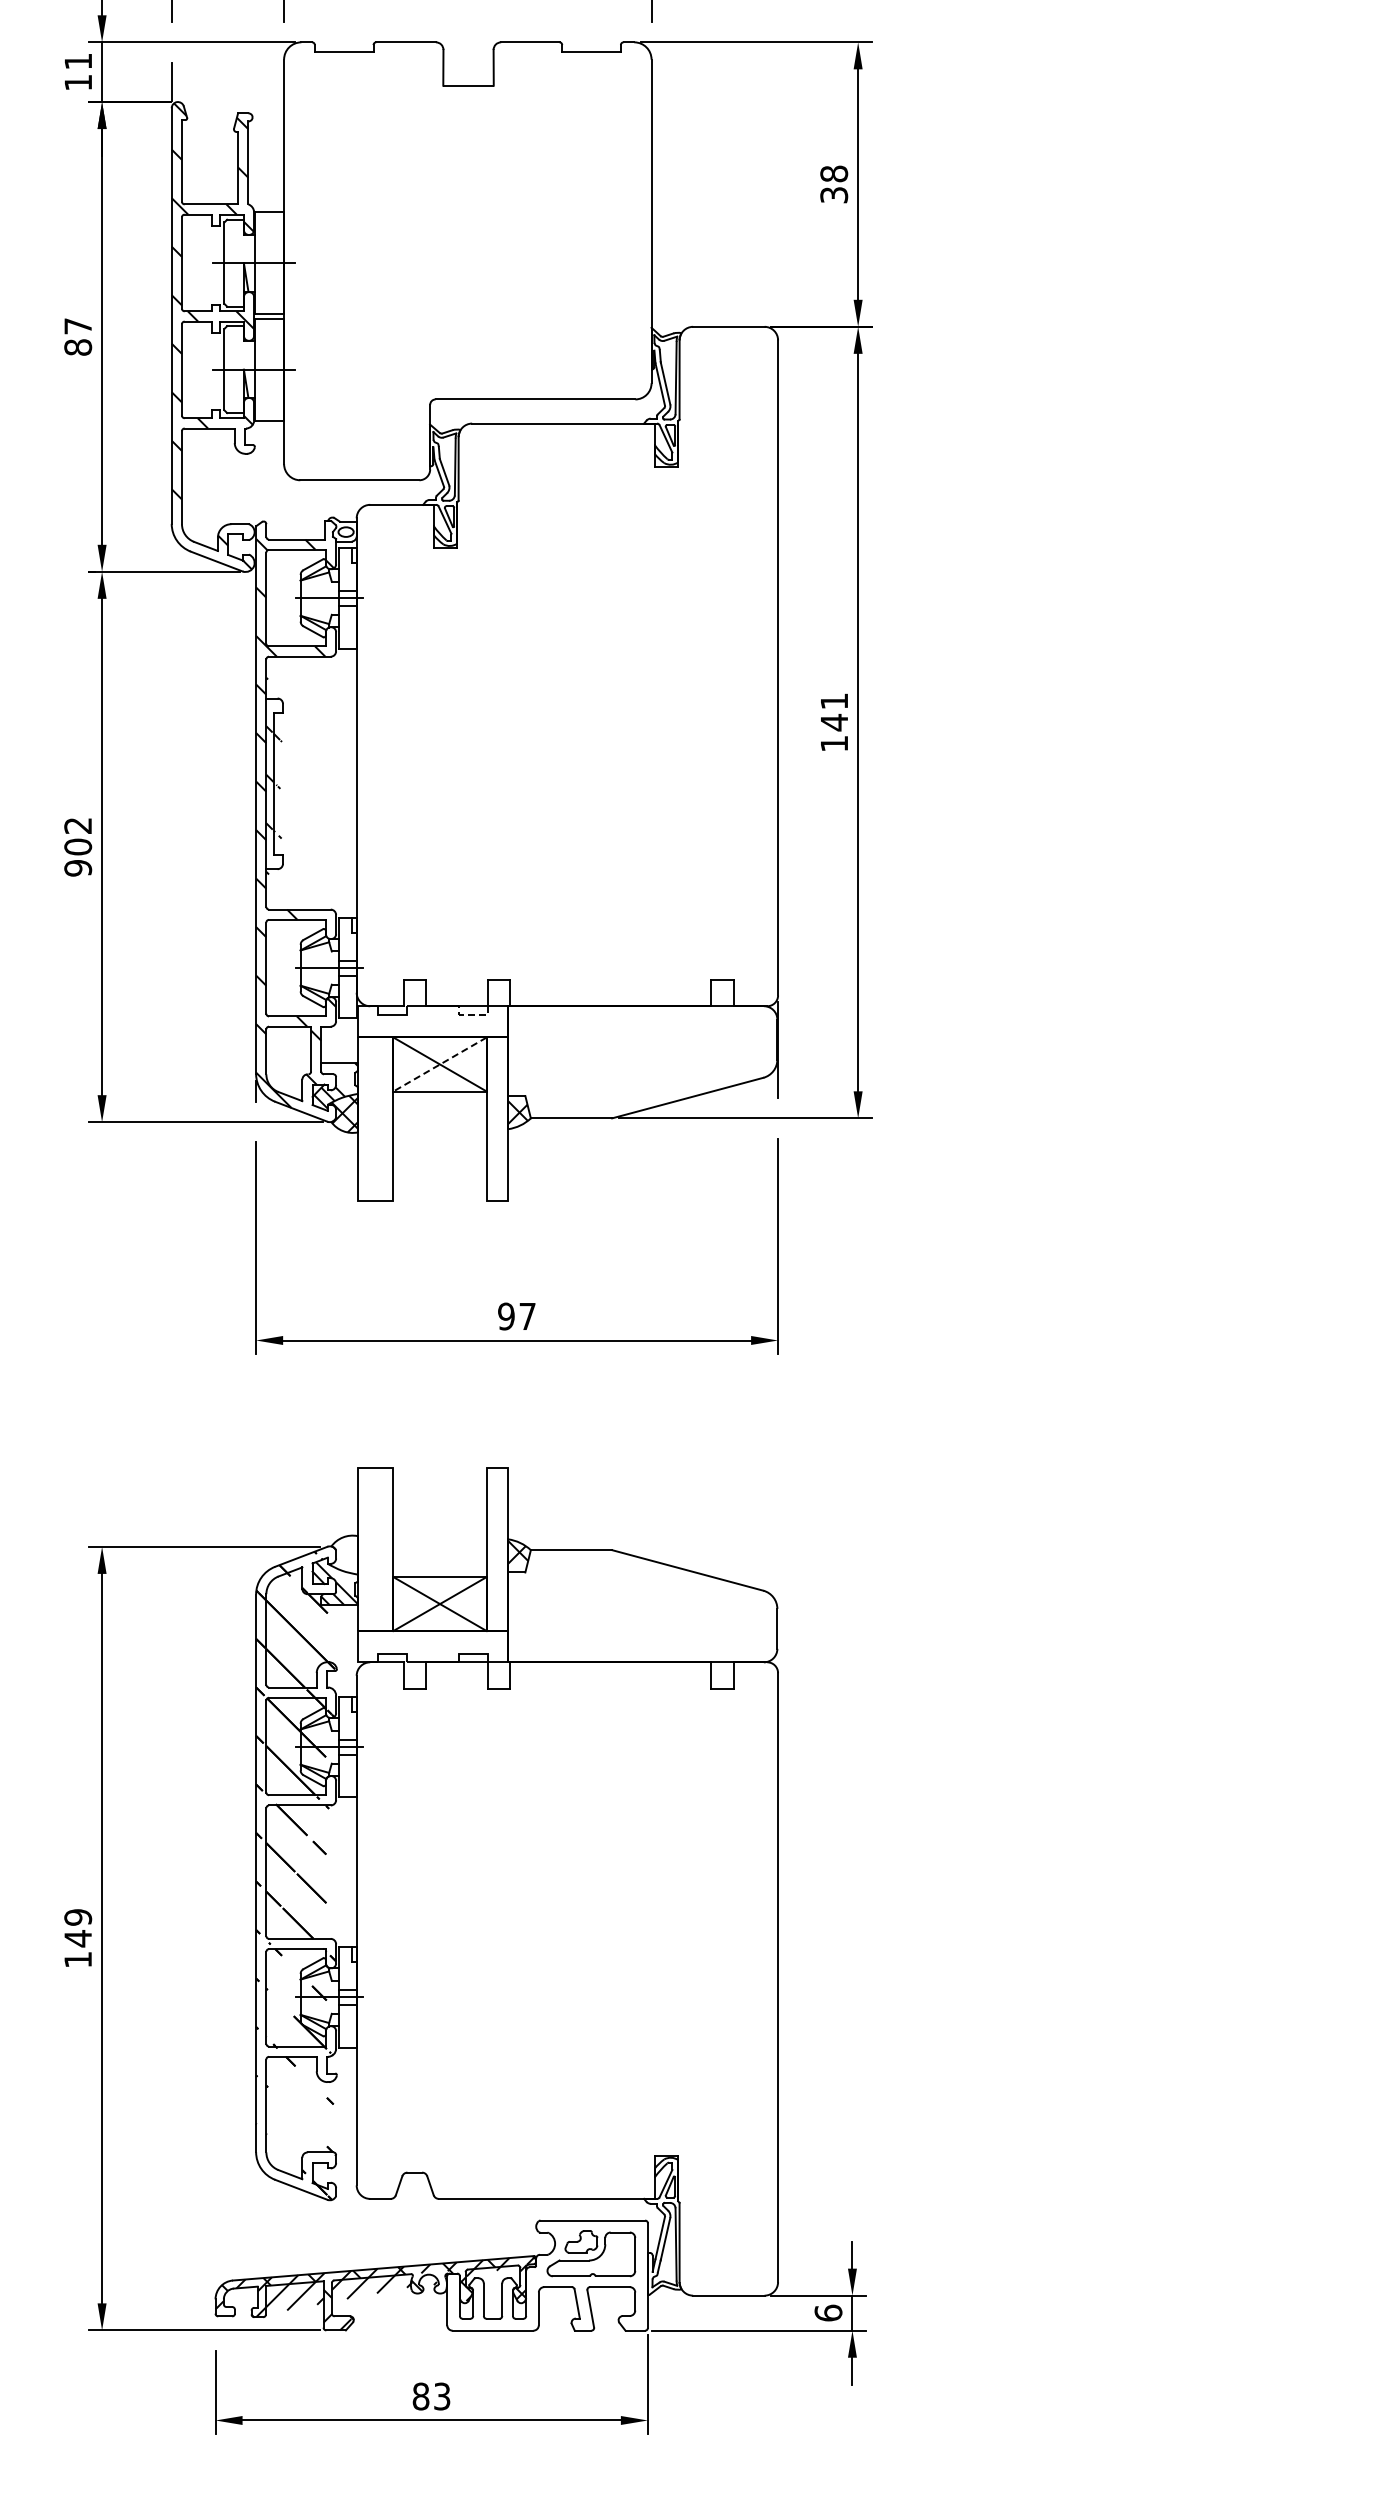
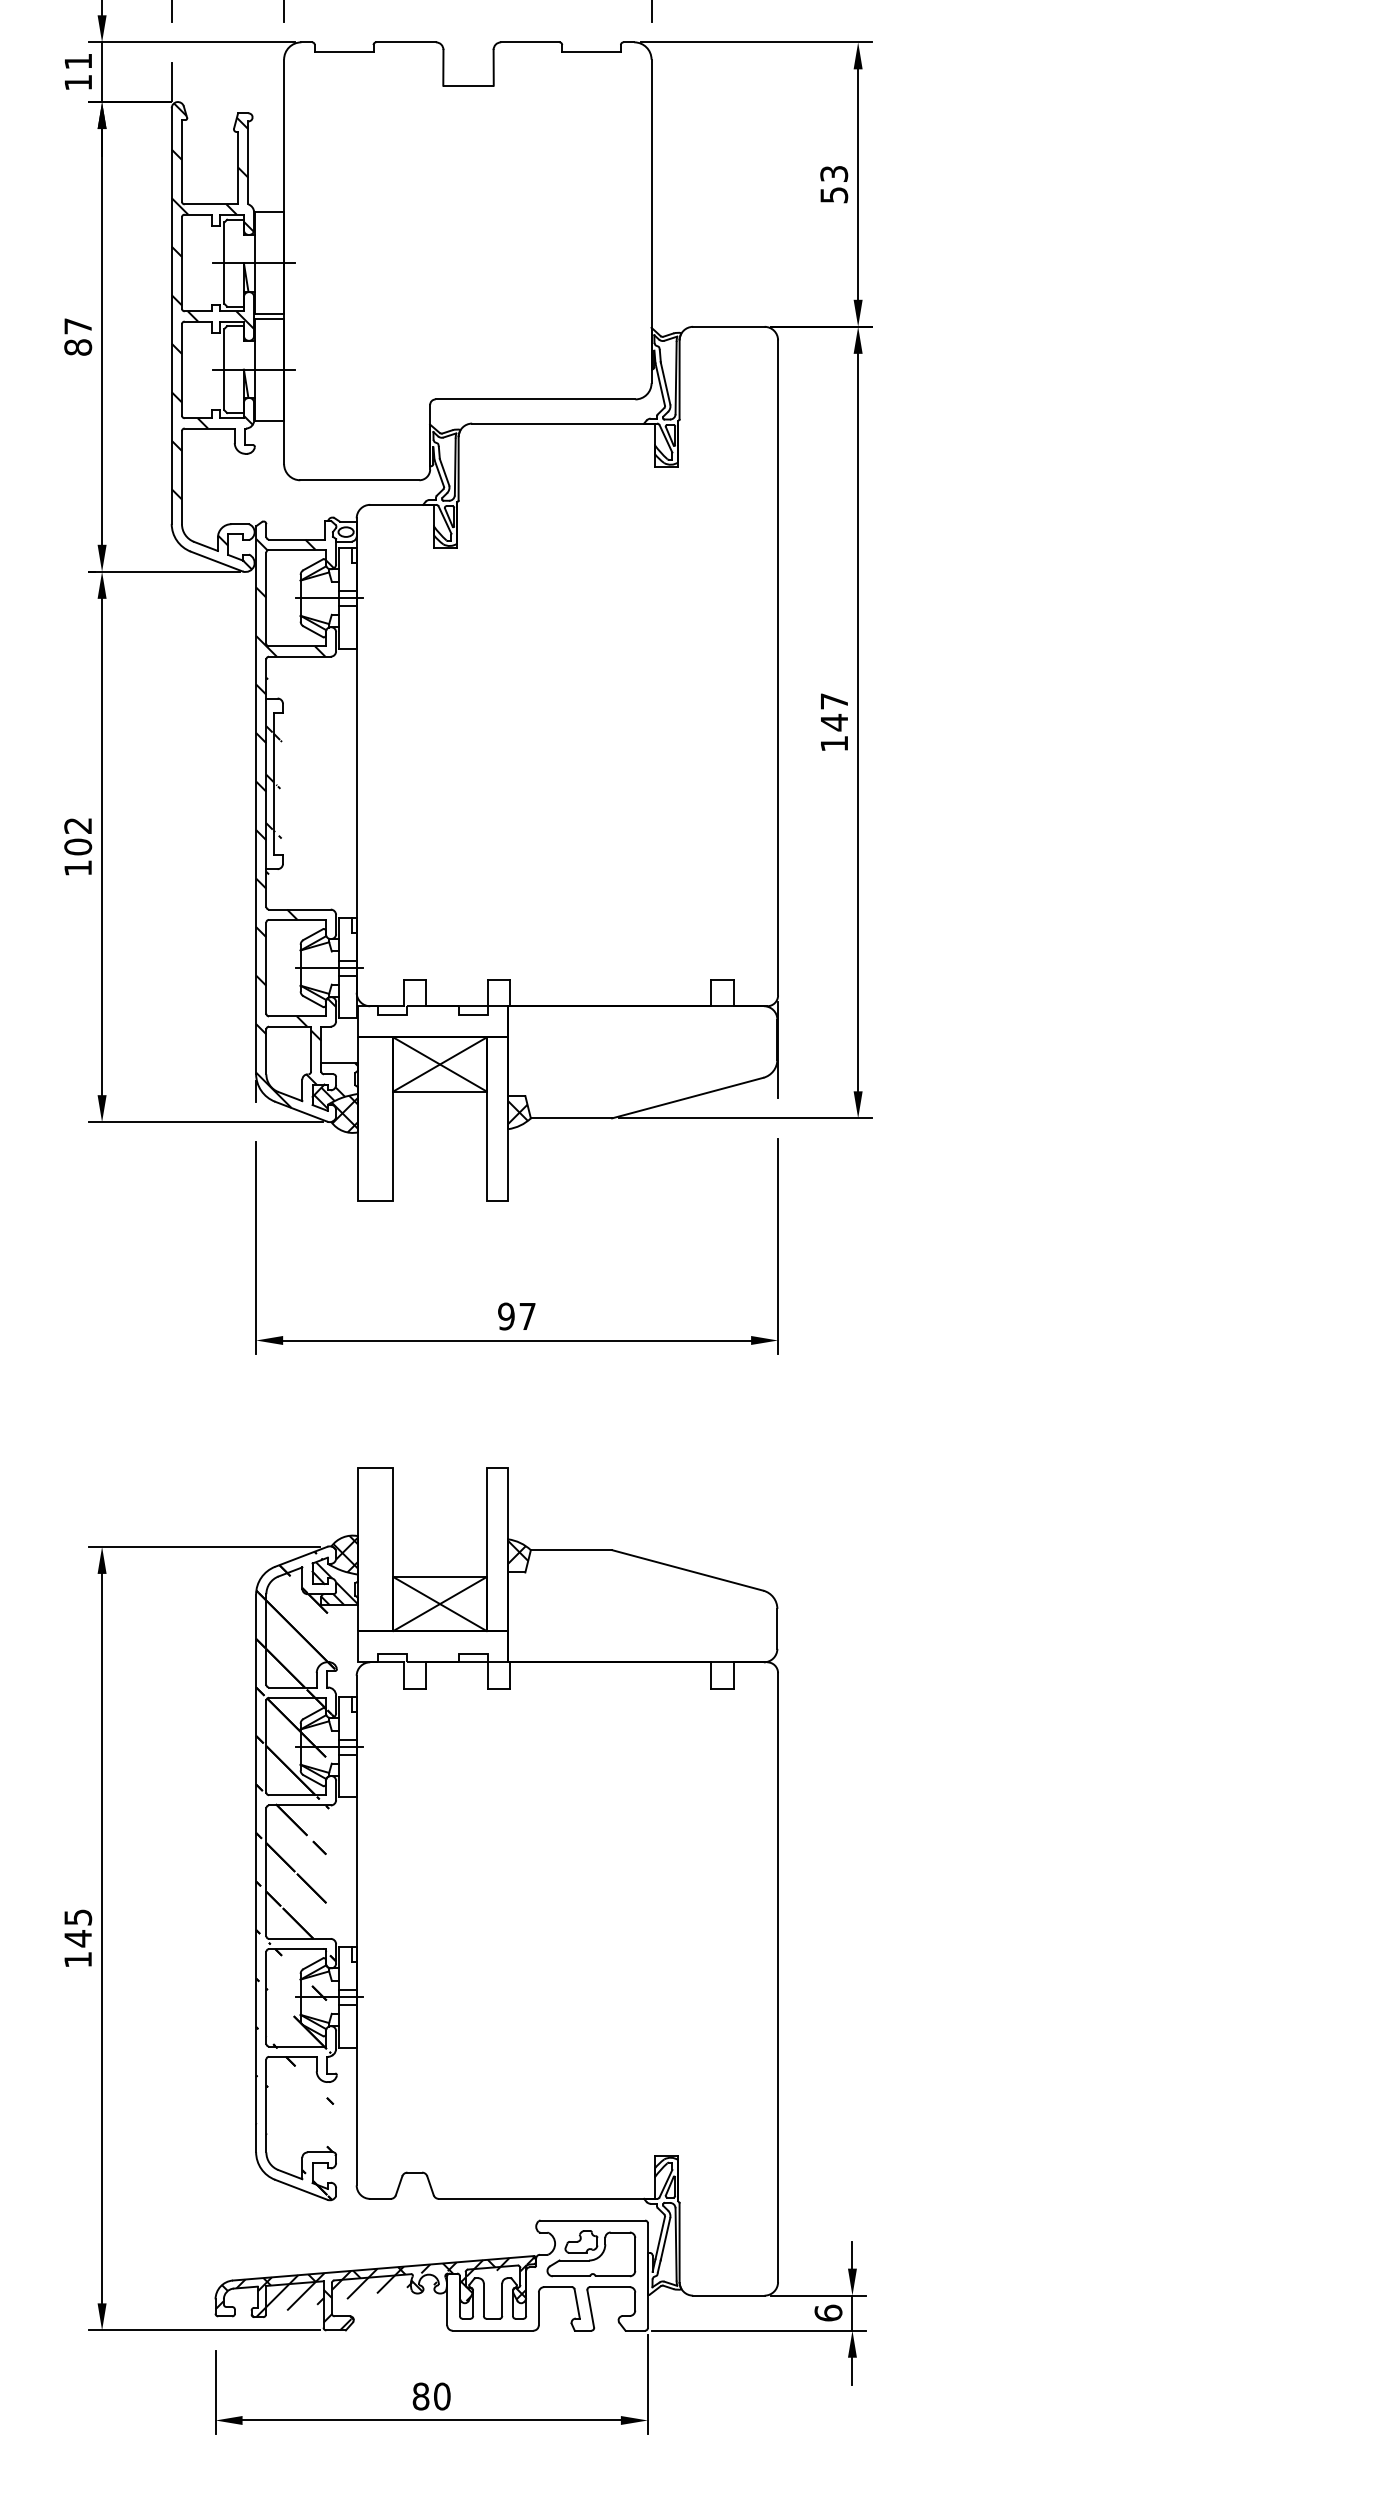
text: 38 -> 53 (834, 183)
text: 141 -> 147 (834, 701)
text: 902 -> 102 (78, 868)
line: dashed -> solid (473, 1014)
line: dashed -> solid (440, 1064)
hatch: none -> present (343, 1553)
text: 149 -> 145 (77, 1917)
text: 83 -> 80 (442, 2396)
